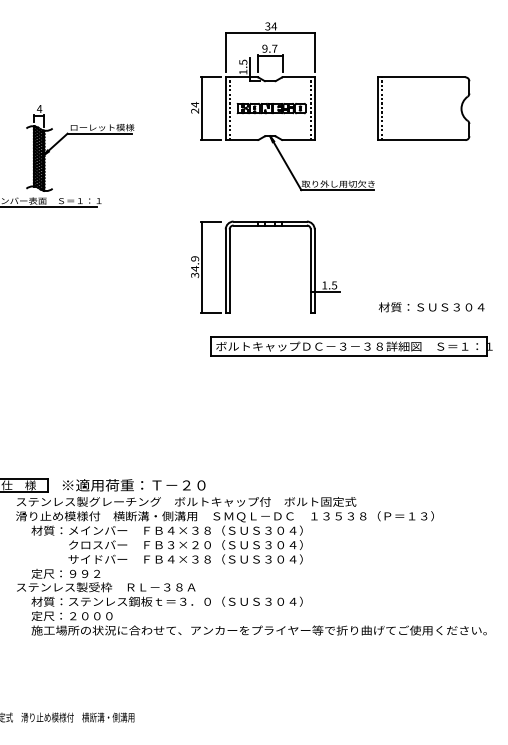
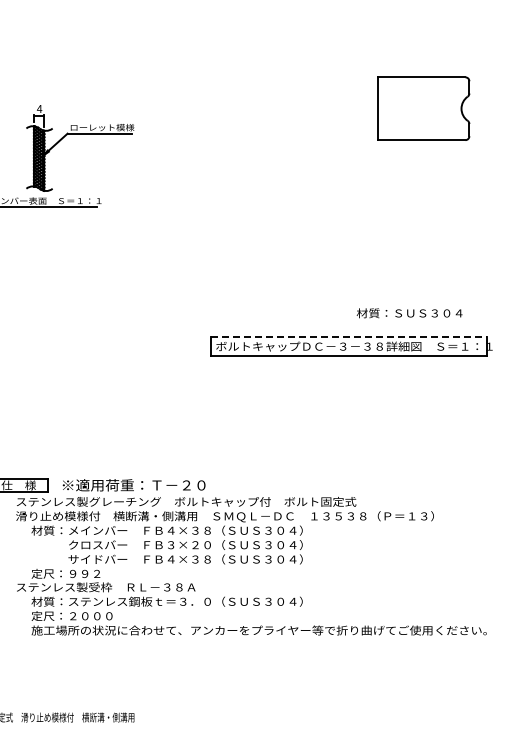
part: present -> none (282, 106)
line: present -> none (381, 108)
part: present -> none (230, 266)
text position: (431, 307) -> (409, 313) (409, 313)
line: solid -> dashed (349, 337)
